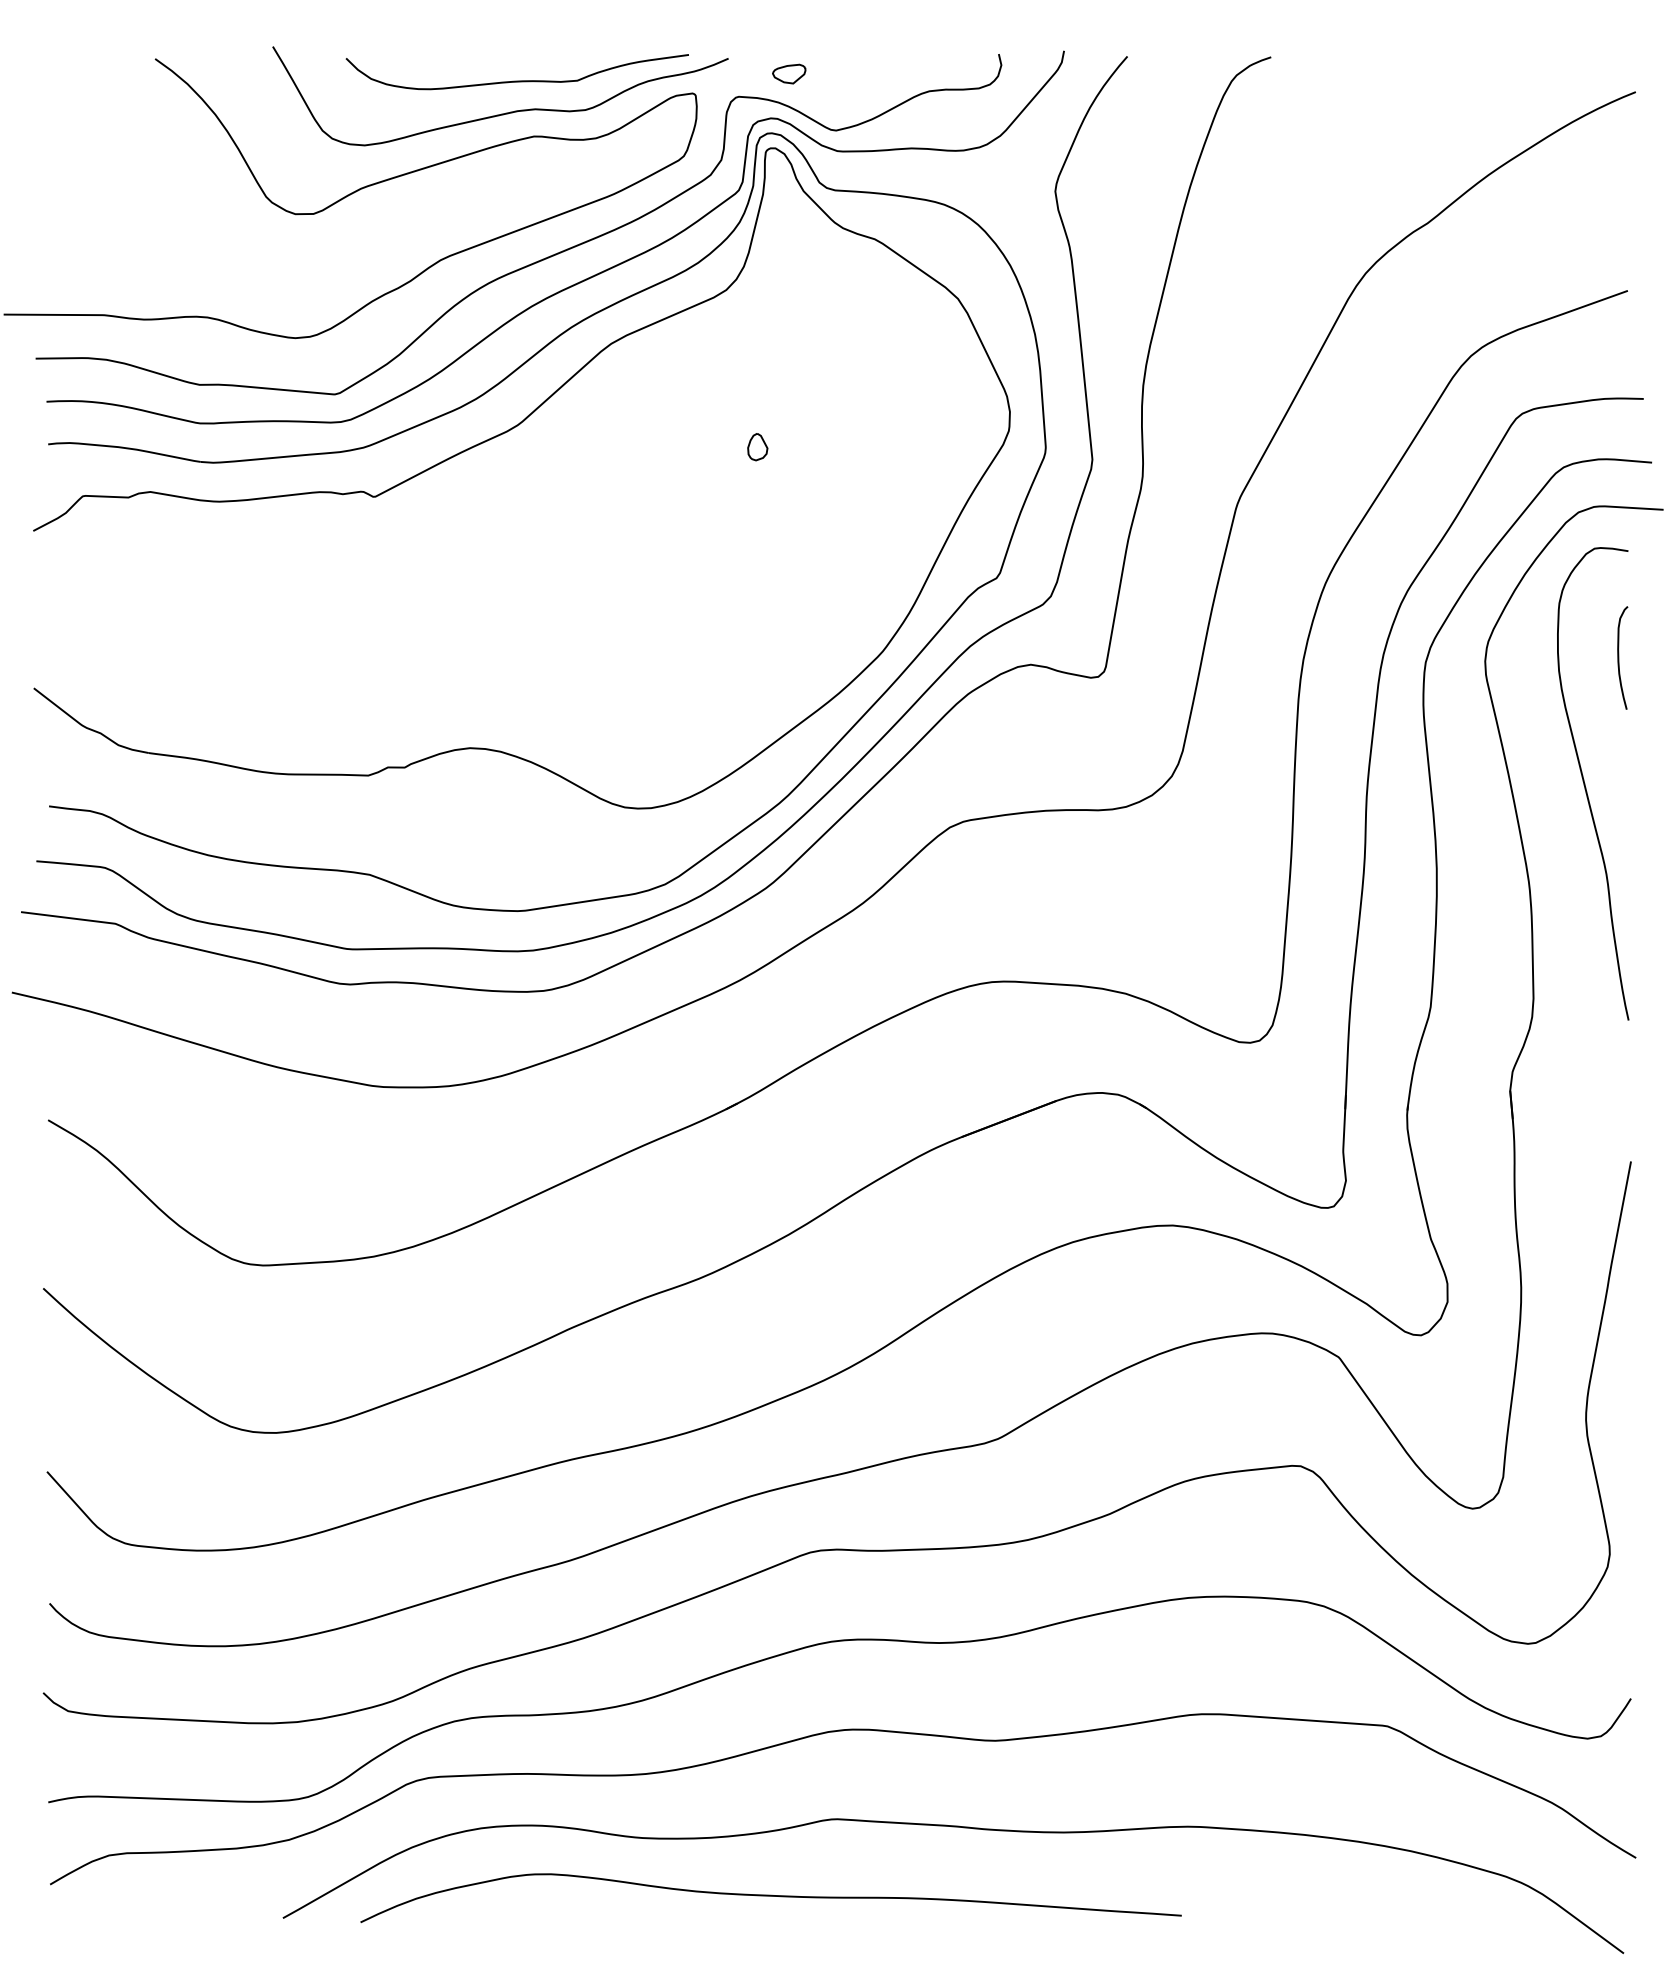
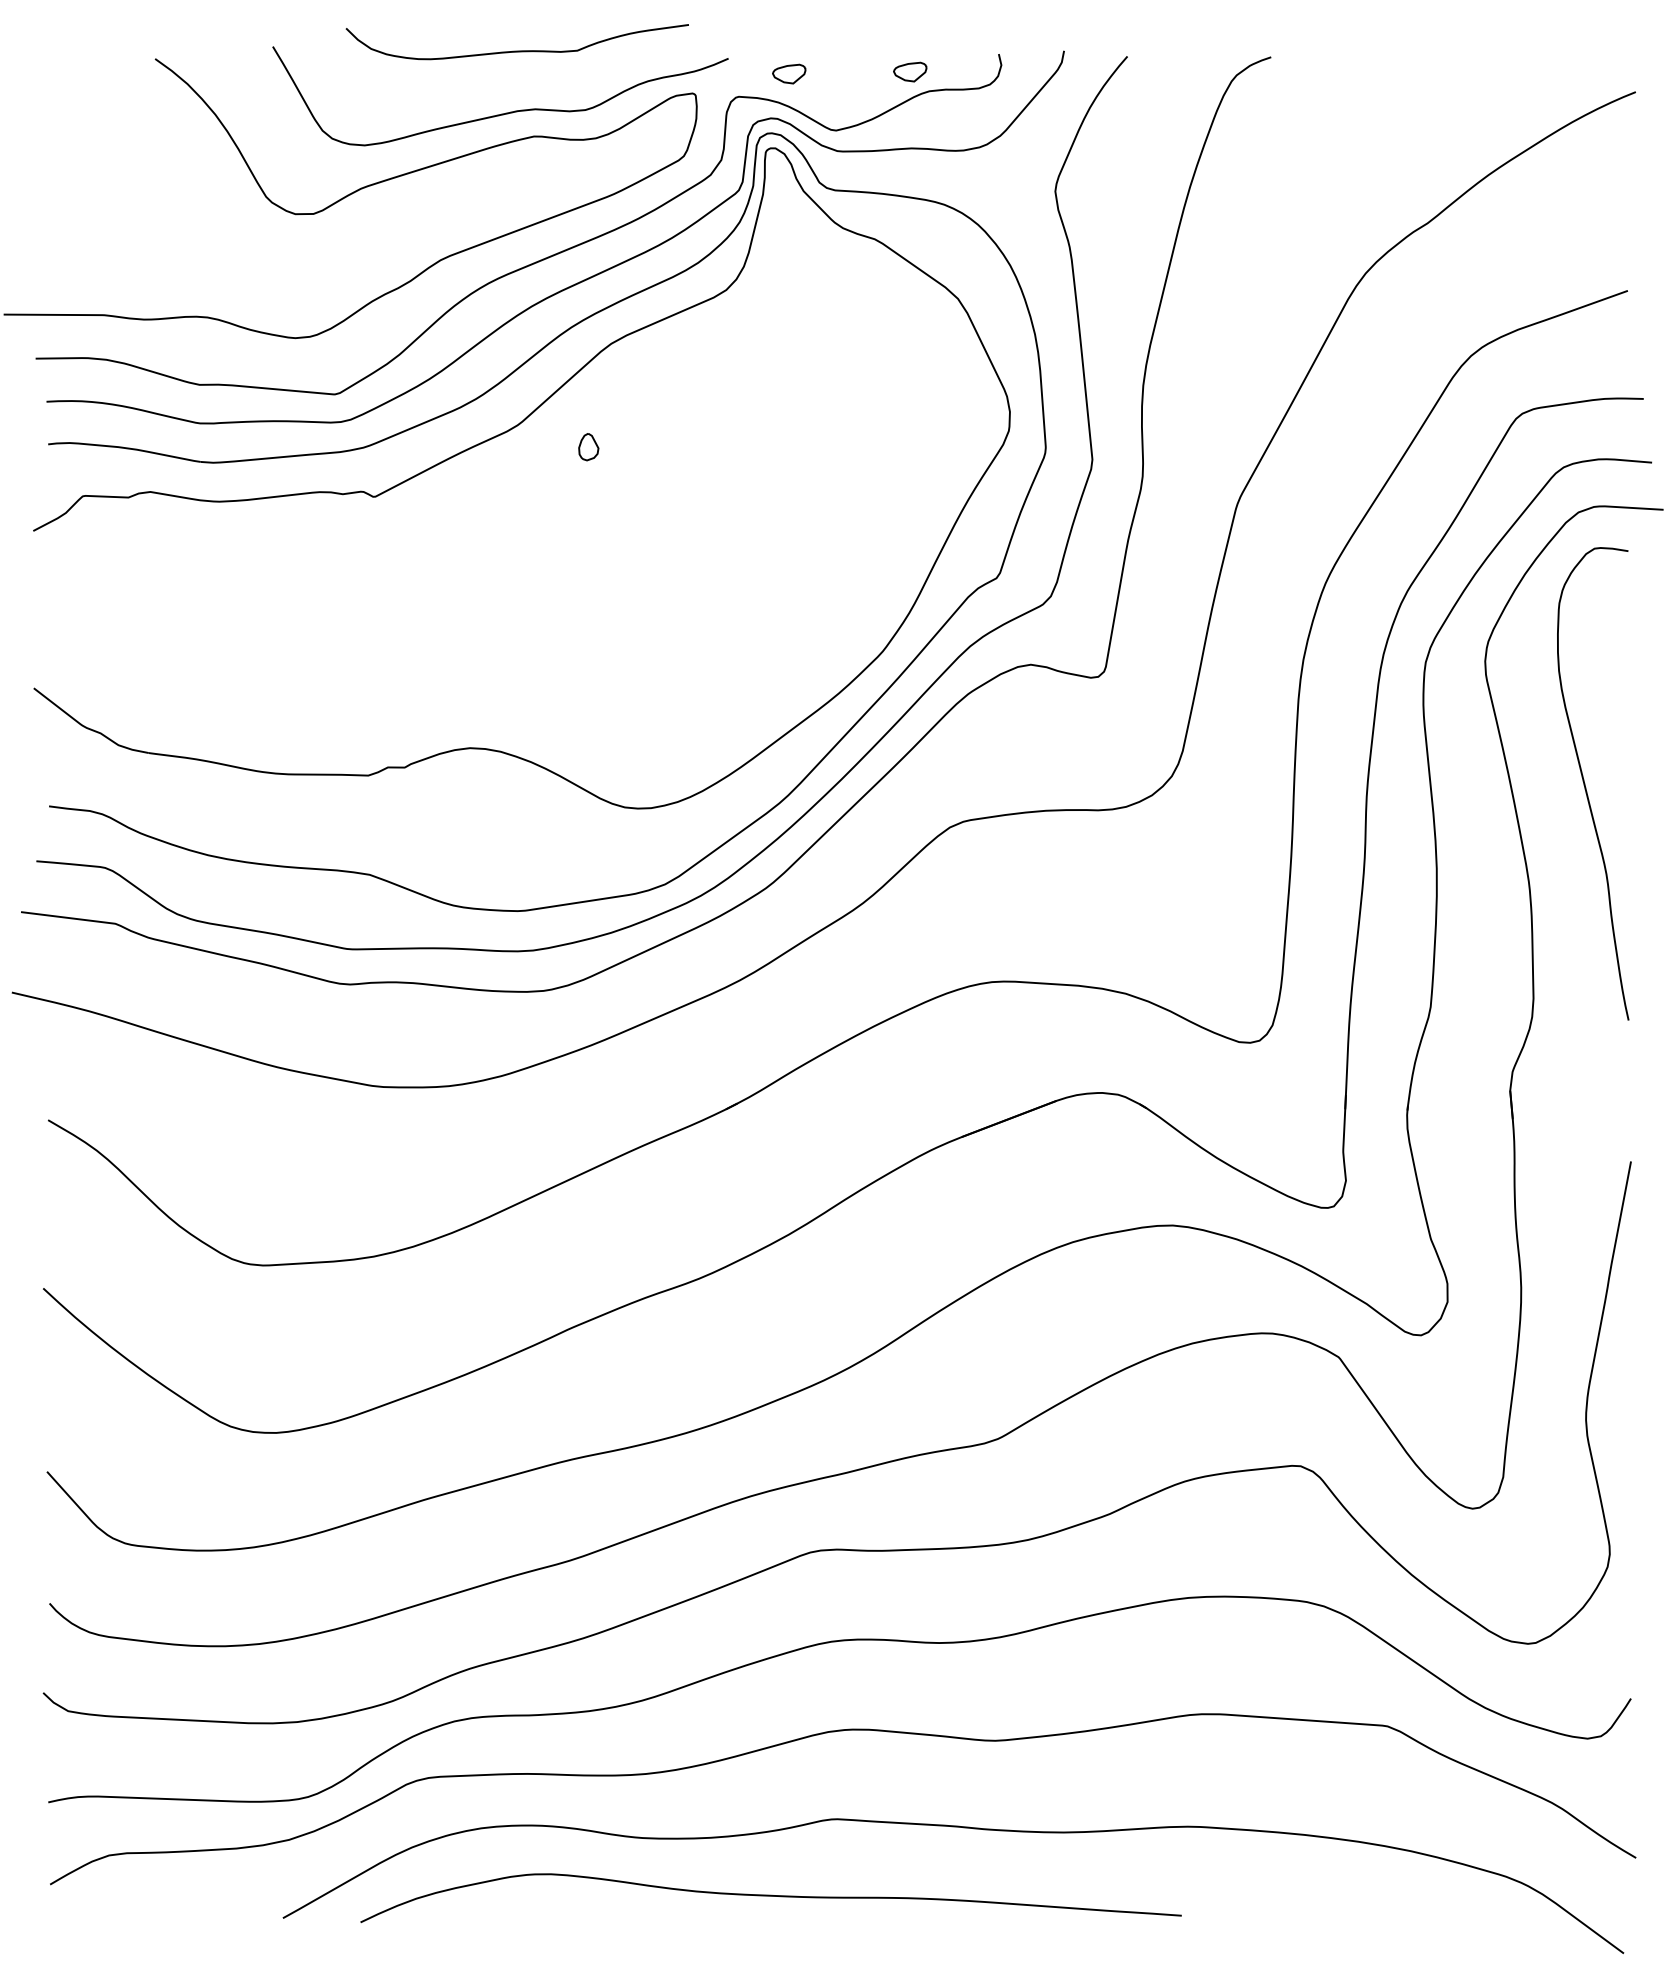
part: none -> present (910, 71)
curve position: (516, 80) -> (516, 50) (516, 50)
part position: (757, 447) -> (588, 447) (588, 447)
curve: present -> none (1619, 657)
